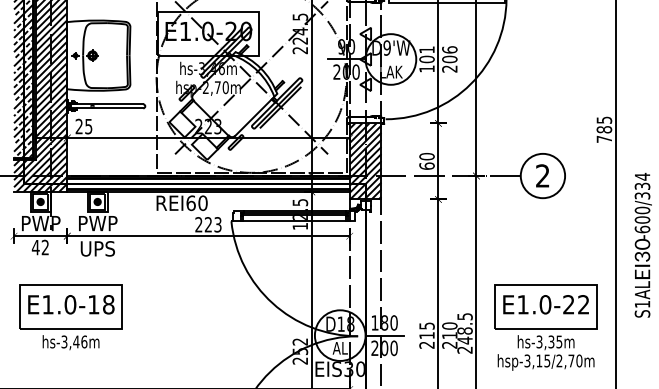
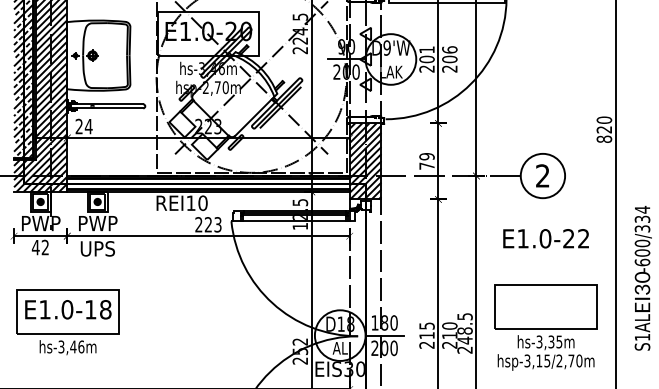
text: 101 -> 201 (426, 68)
text: 25 -> 24 (88, 126)
text: 785 -> 820 (604, 129)
text: 60 -> 79 (426, 161)
text: REI60 -> REI10 (190, 203)
text position: (642, 244) -> (642, 277) (642, 277)
text position: (545, 304) -> (545, 238) (545, 238)
part position: (70, 317) -> (67, 322) (67, 322)
